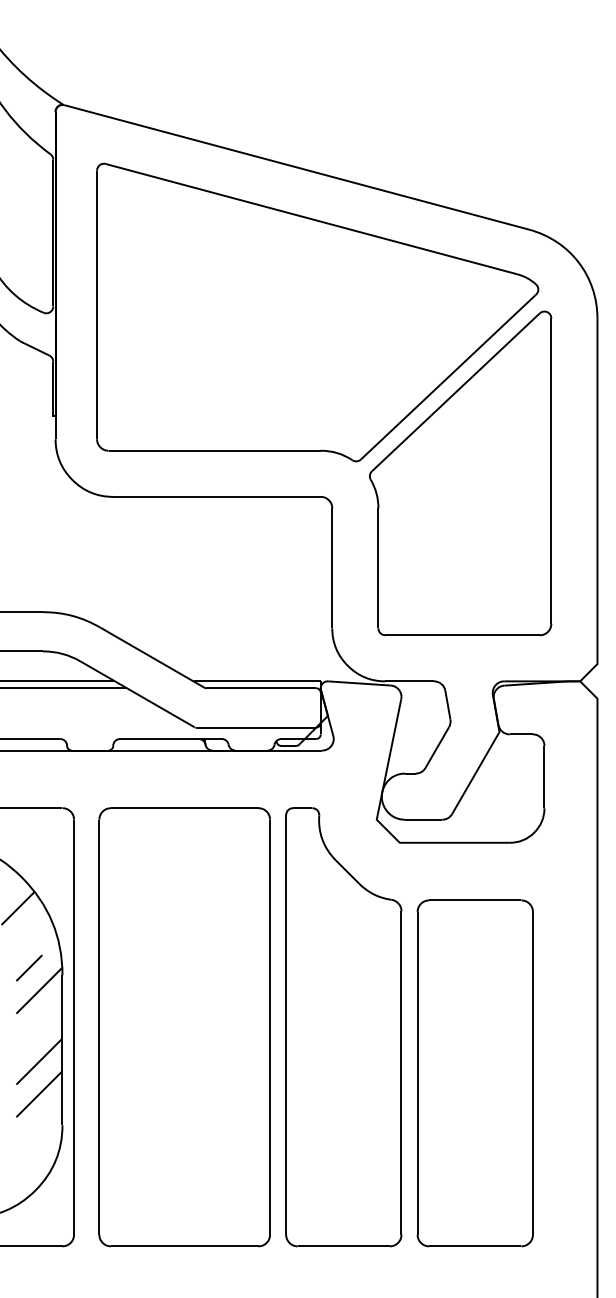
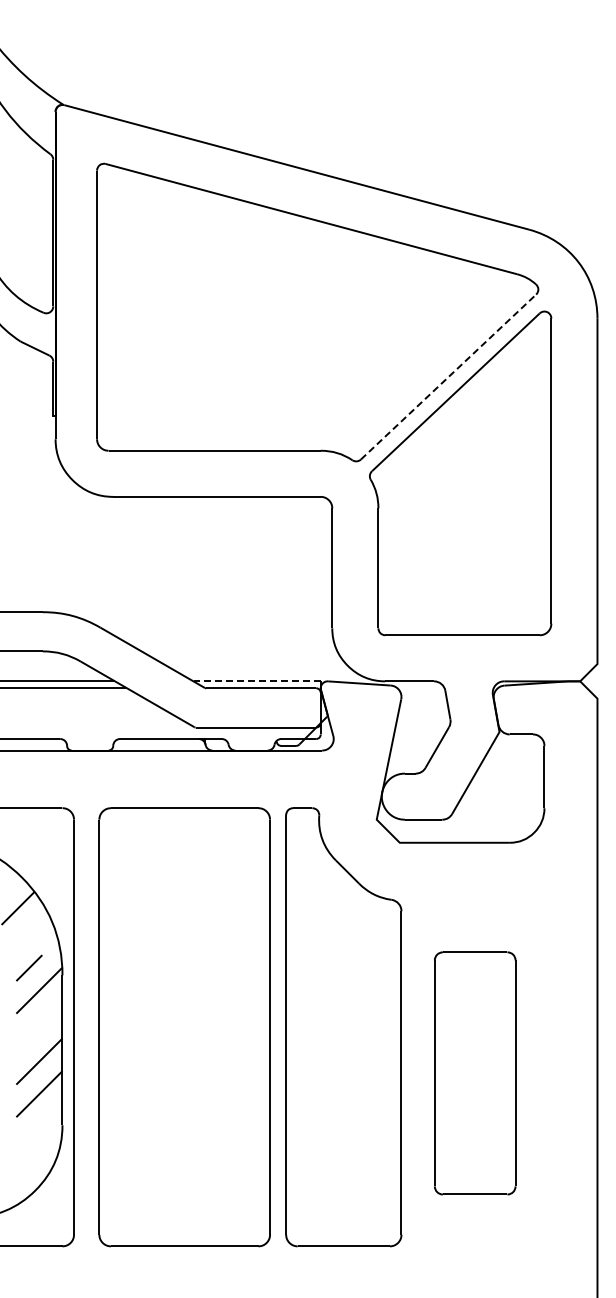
line: solid -> dashed (448, 376)
line: solid -> dashed (257, 681)
part size: 118x349 px -> 83x245 px (475, 1073)
